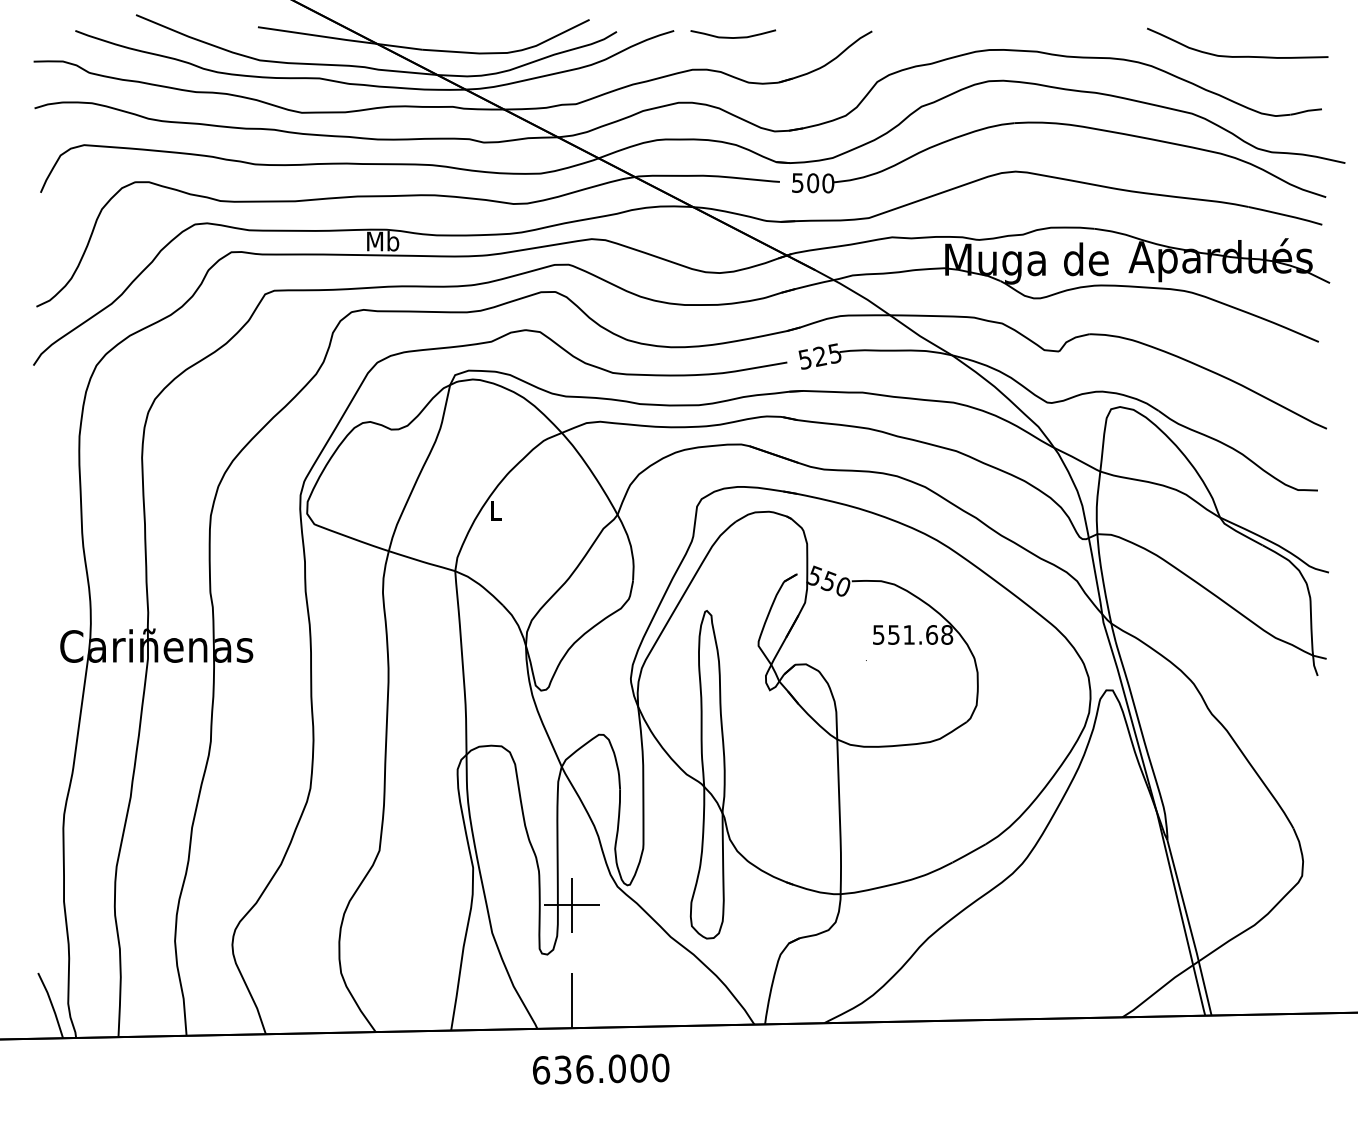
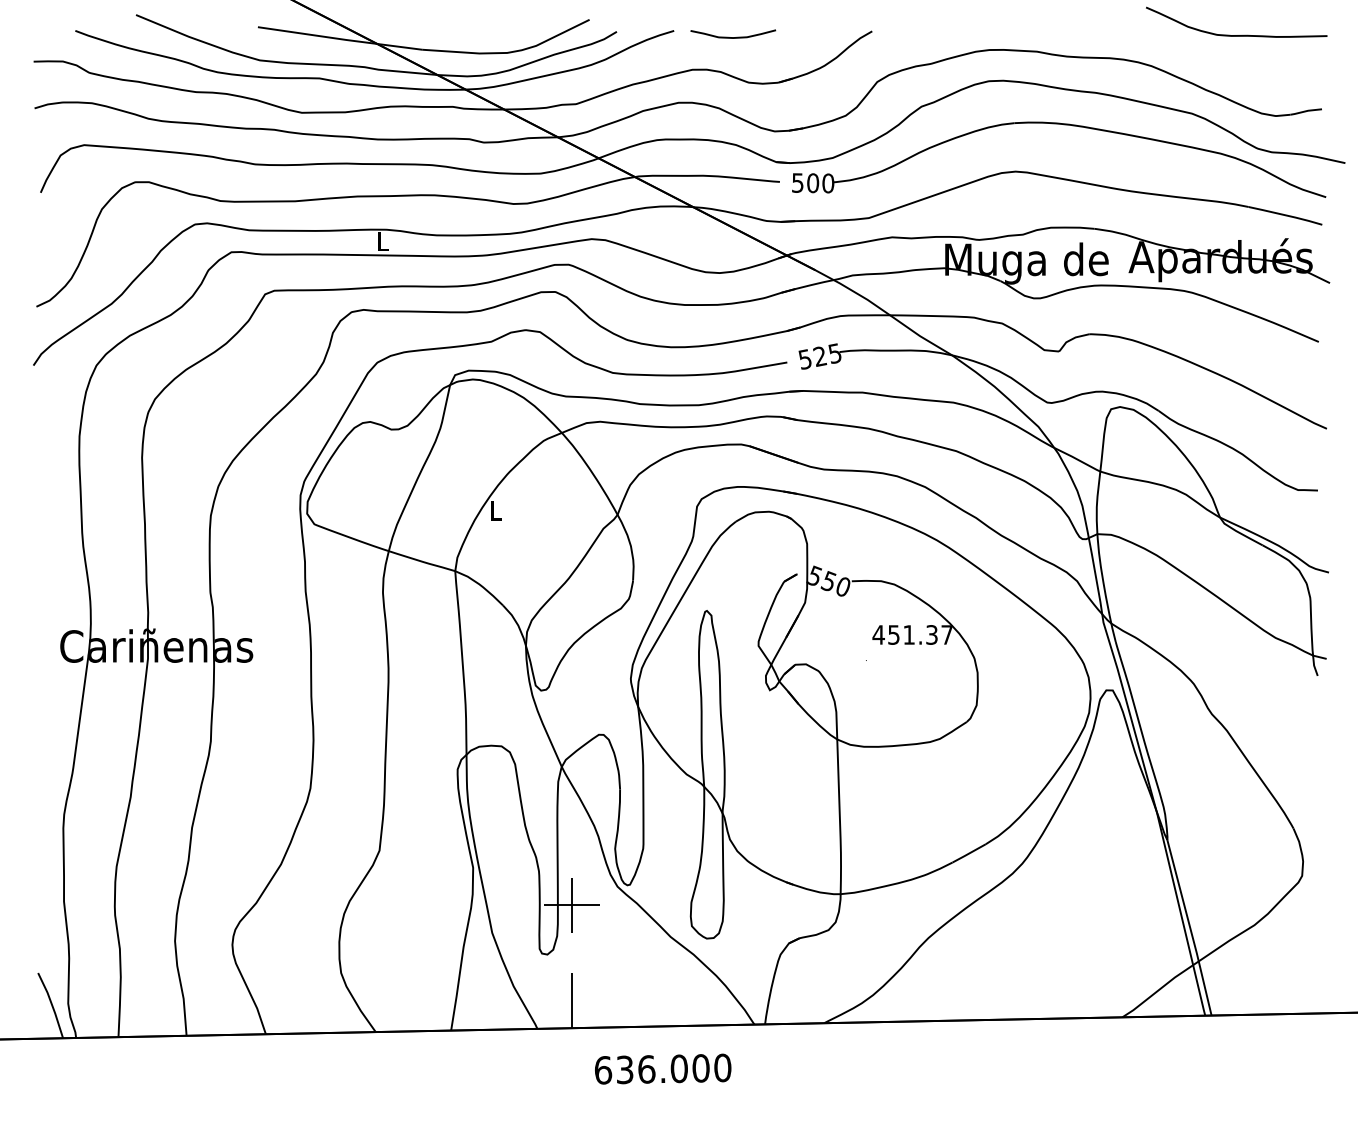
curve position: (1237, 56) -> (1236, 35) (1236, 35)
text: Mb -> L (383, 241)
text: 551.68 -> 451.37 (912, 634)
text position: (601, 1068) -> (663, 1068) (663, 1068)
